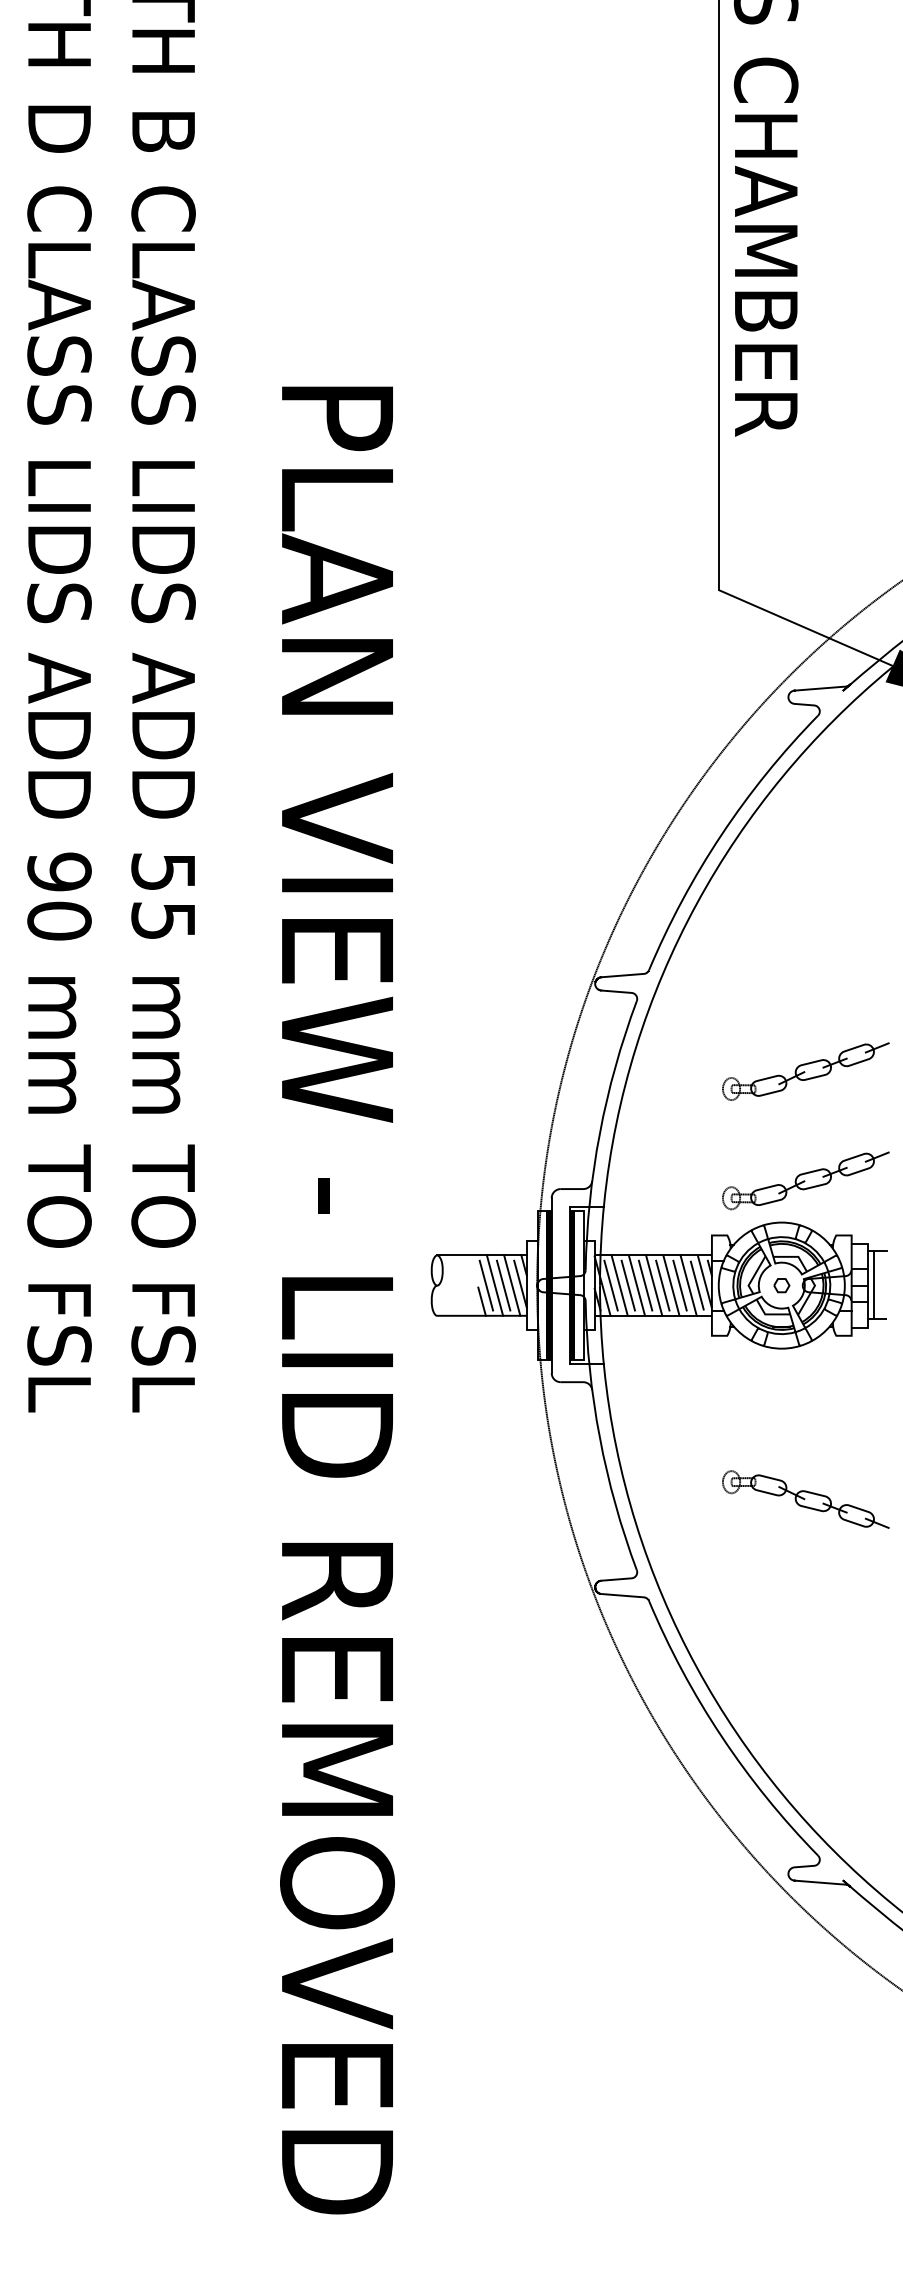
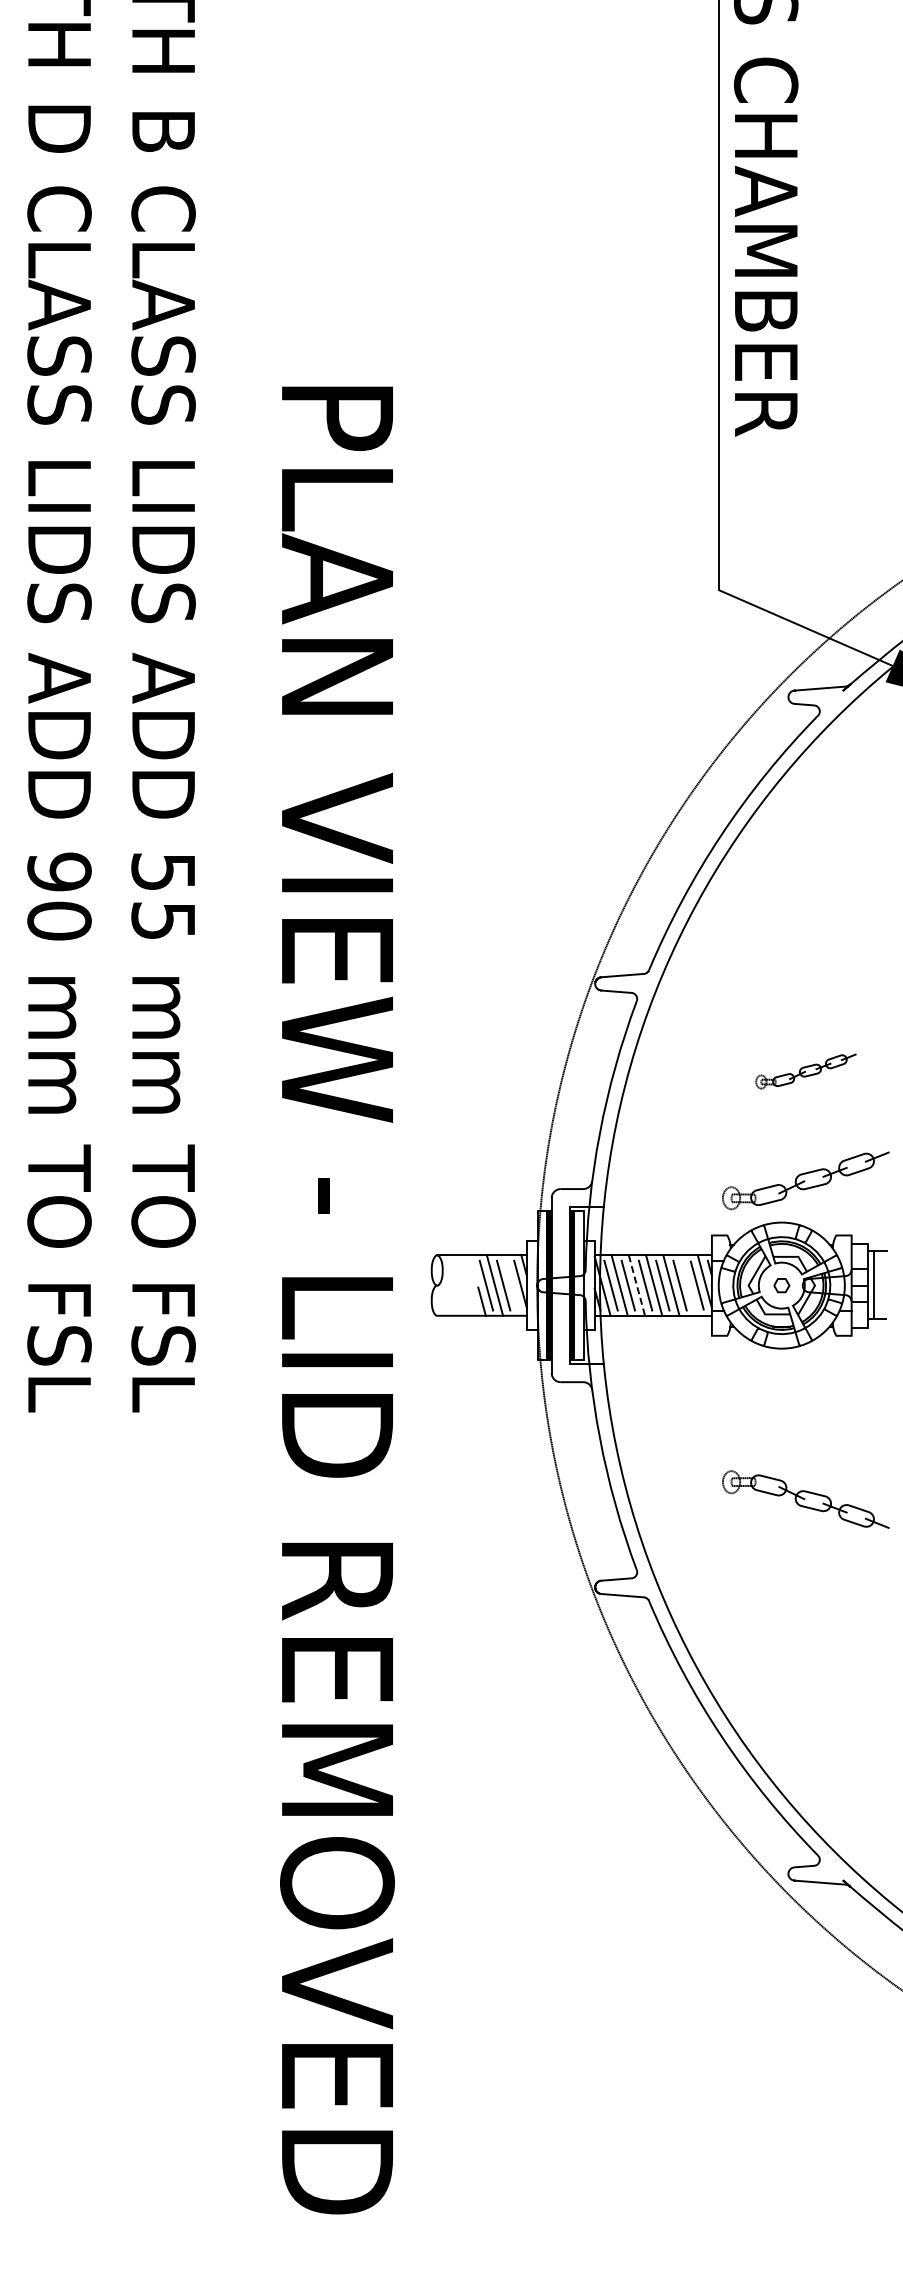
part size: 168x59 px -> 102x37 px (805, 1071)
line: present -> none (512, 1285)
line: present -> none (688, 1285)
line: solid -> dashed (637, 1286)
